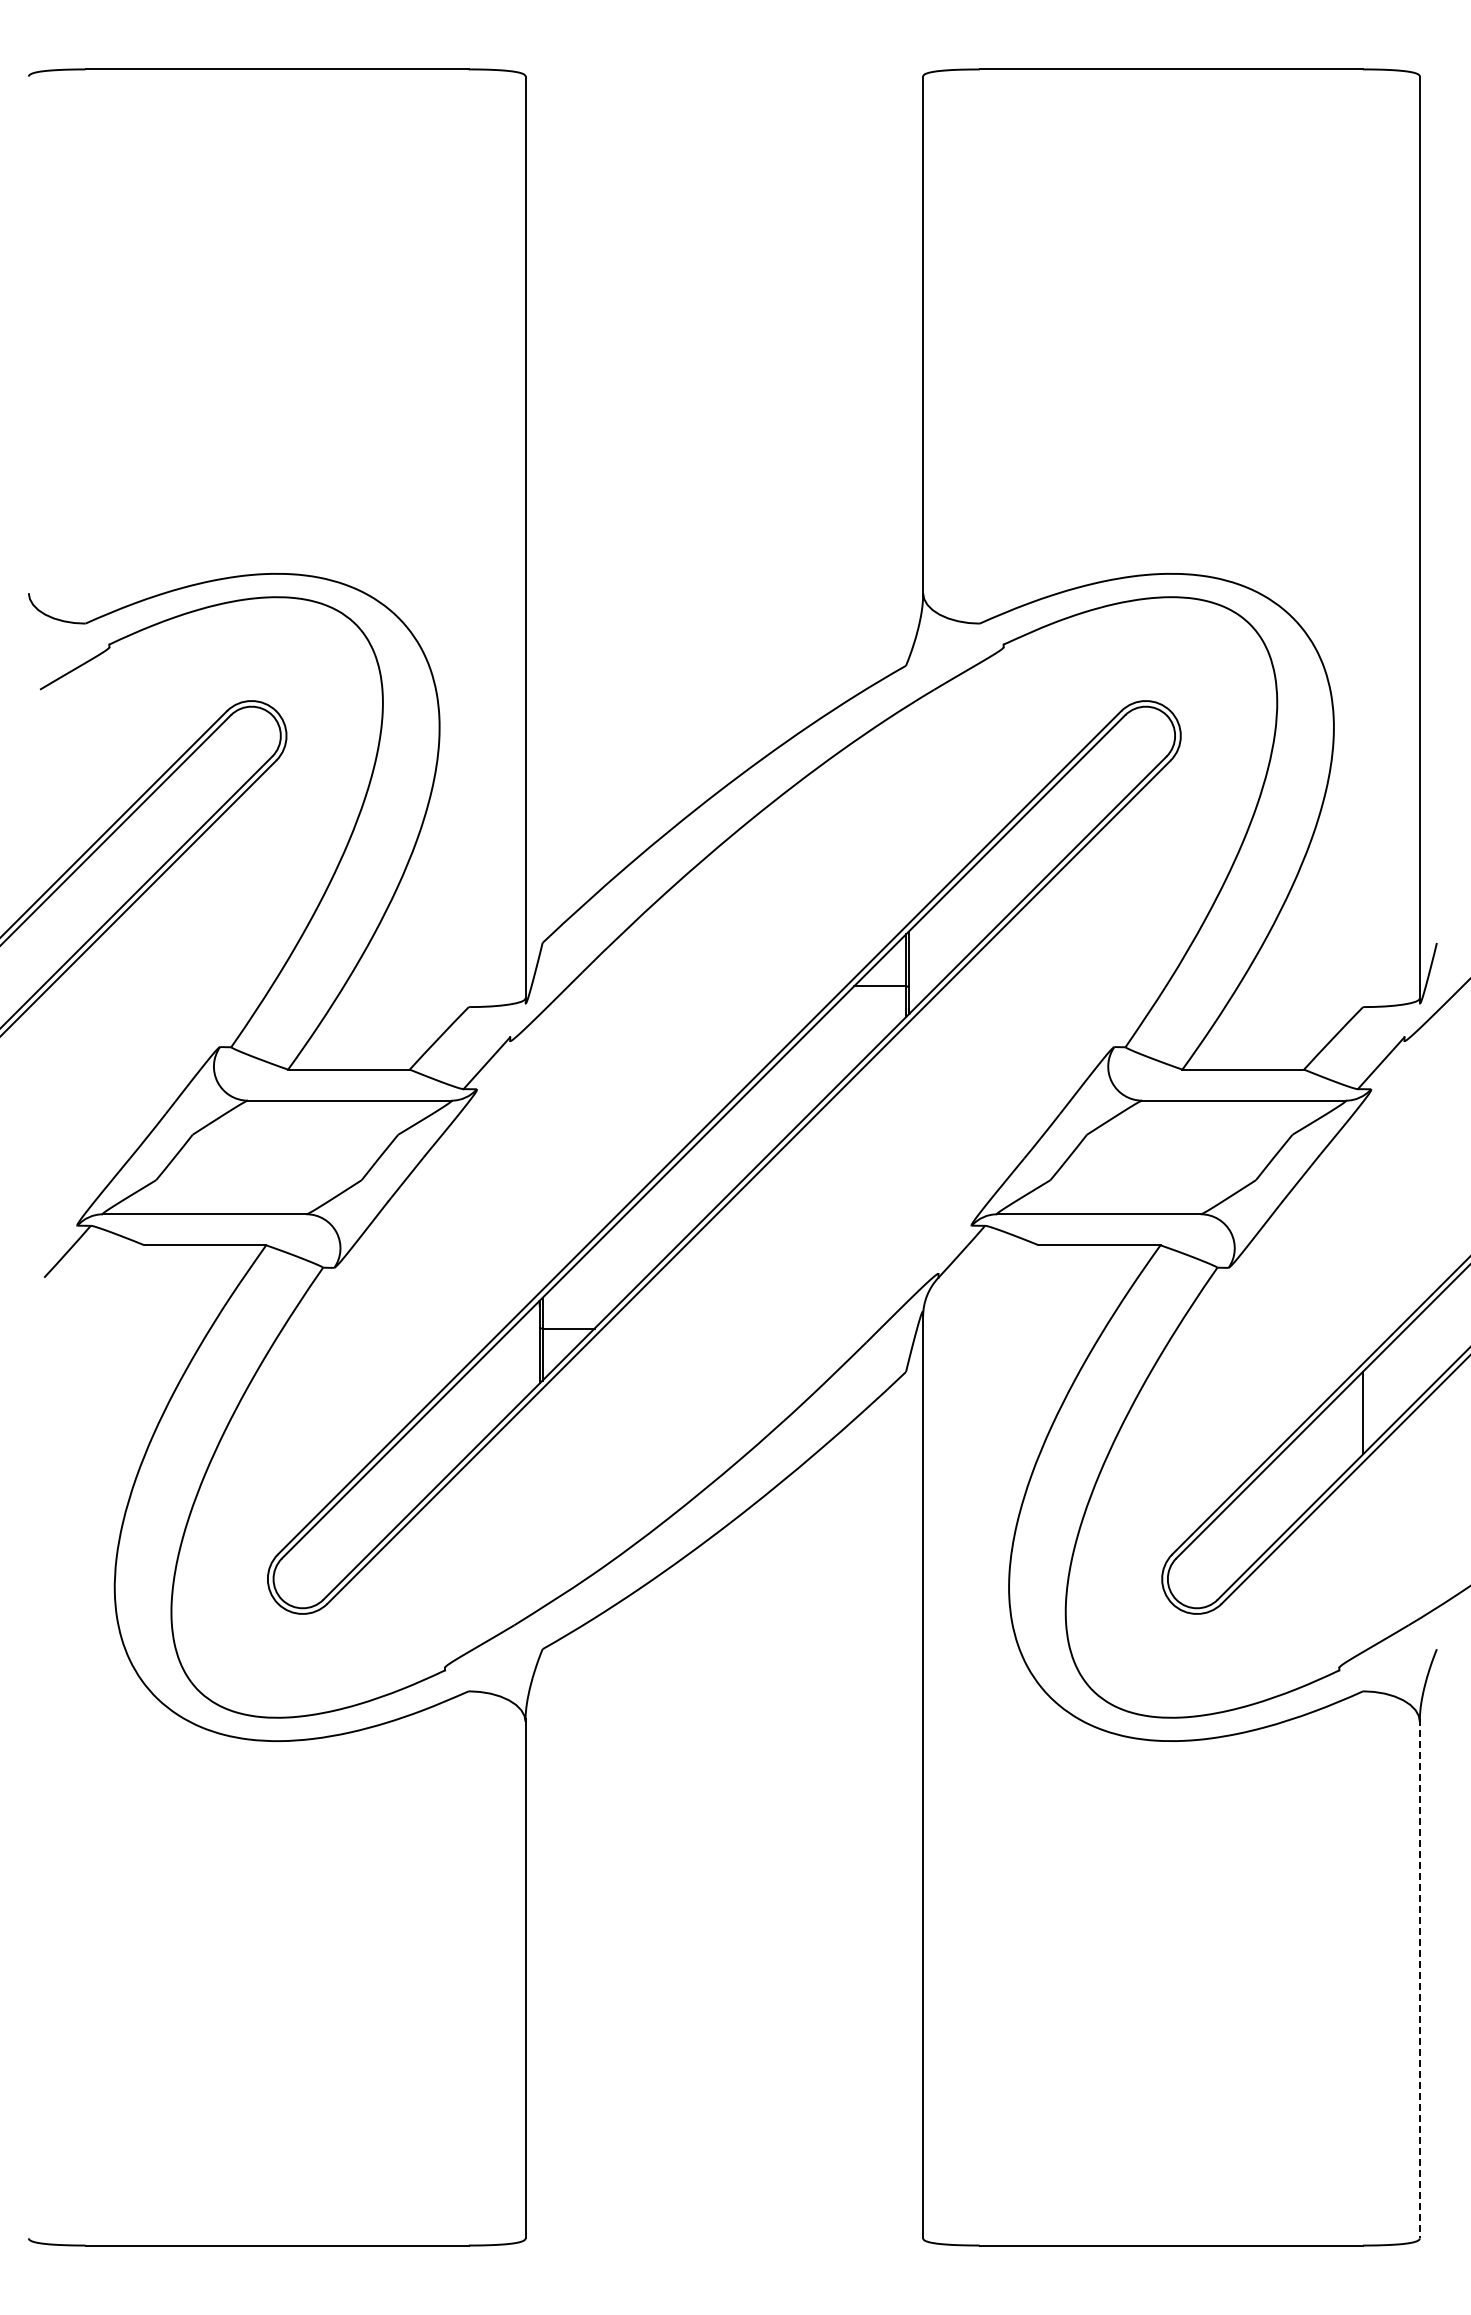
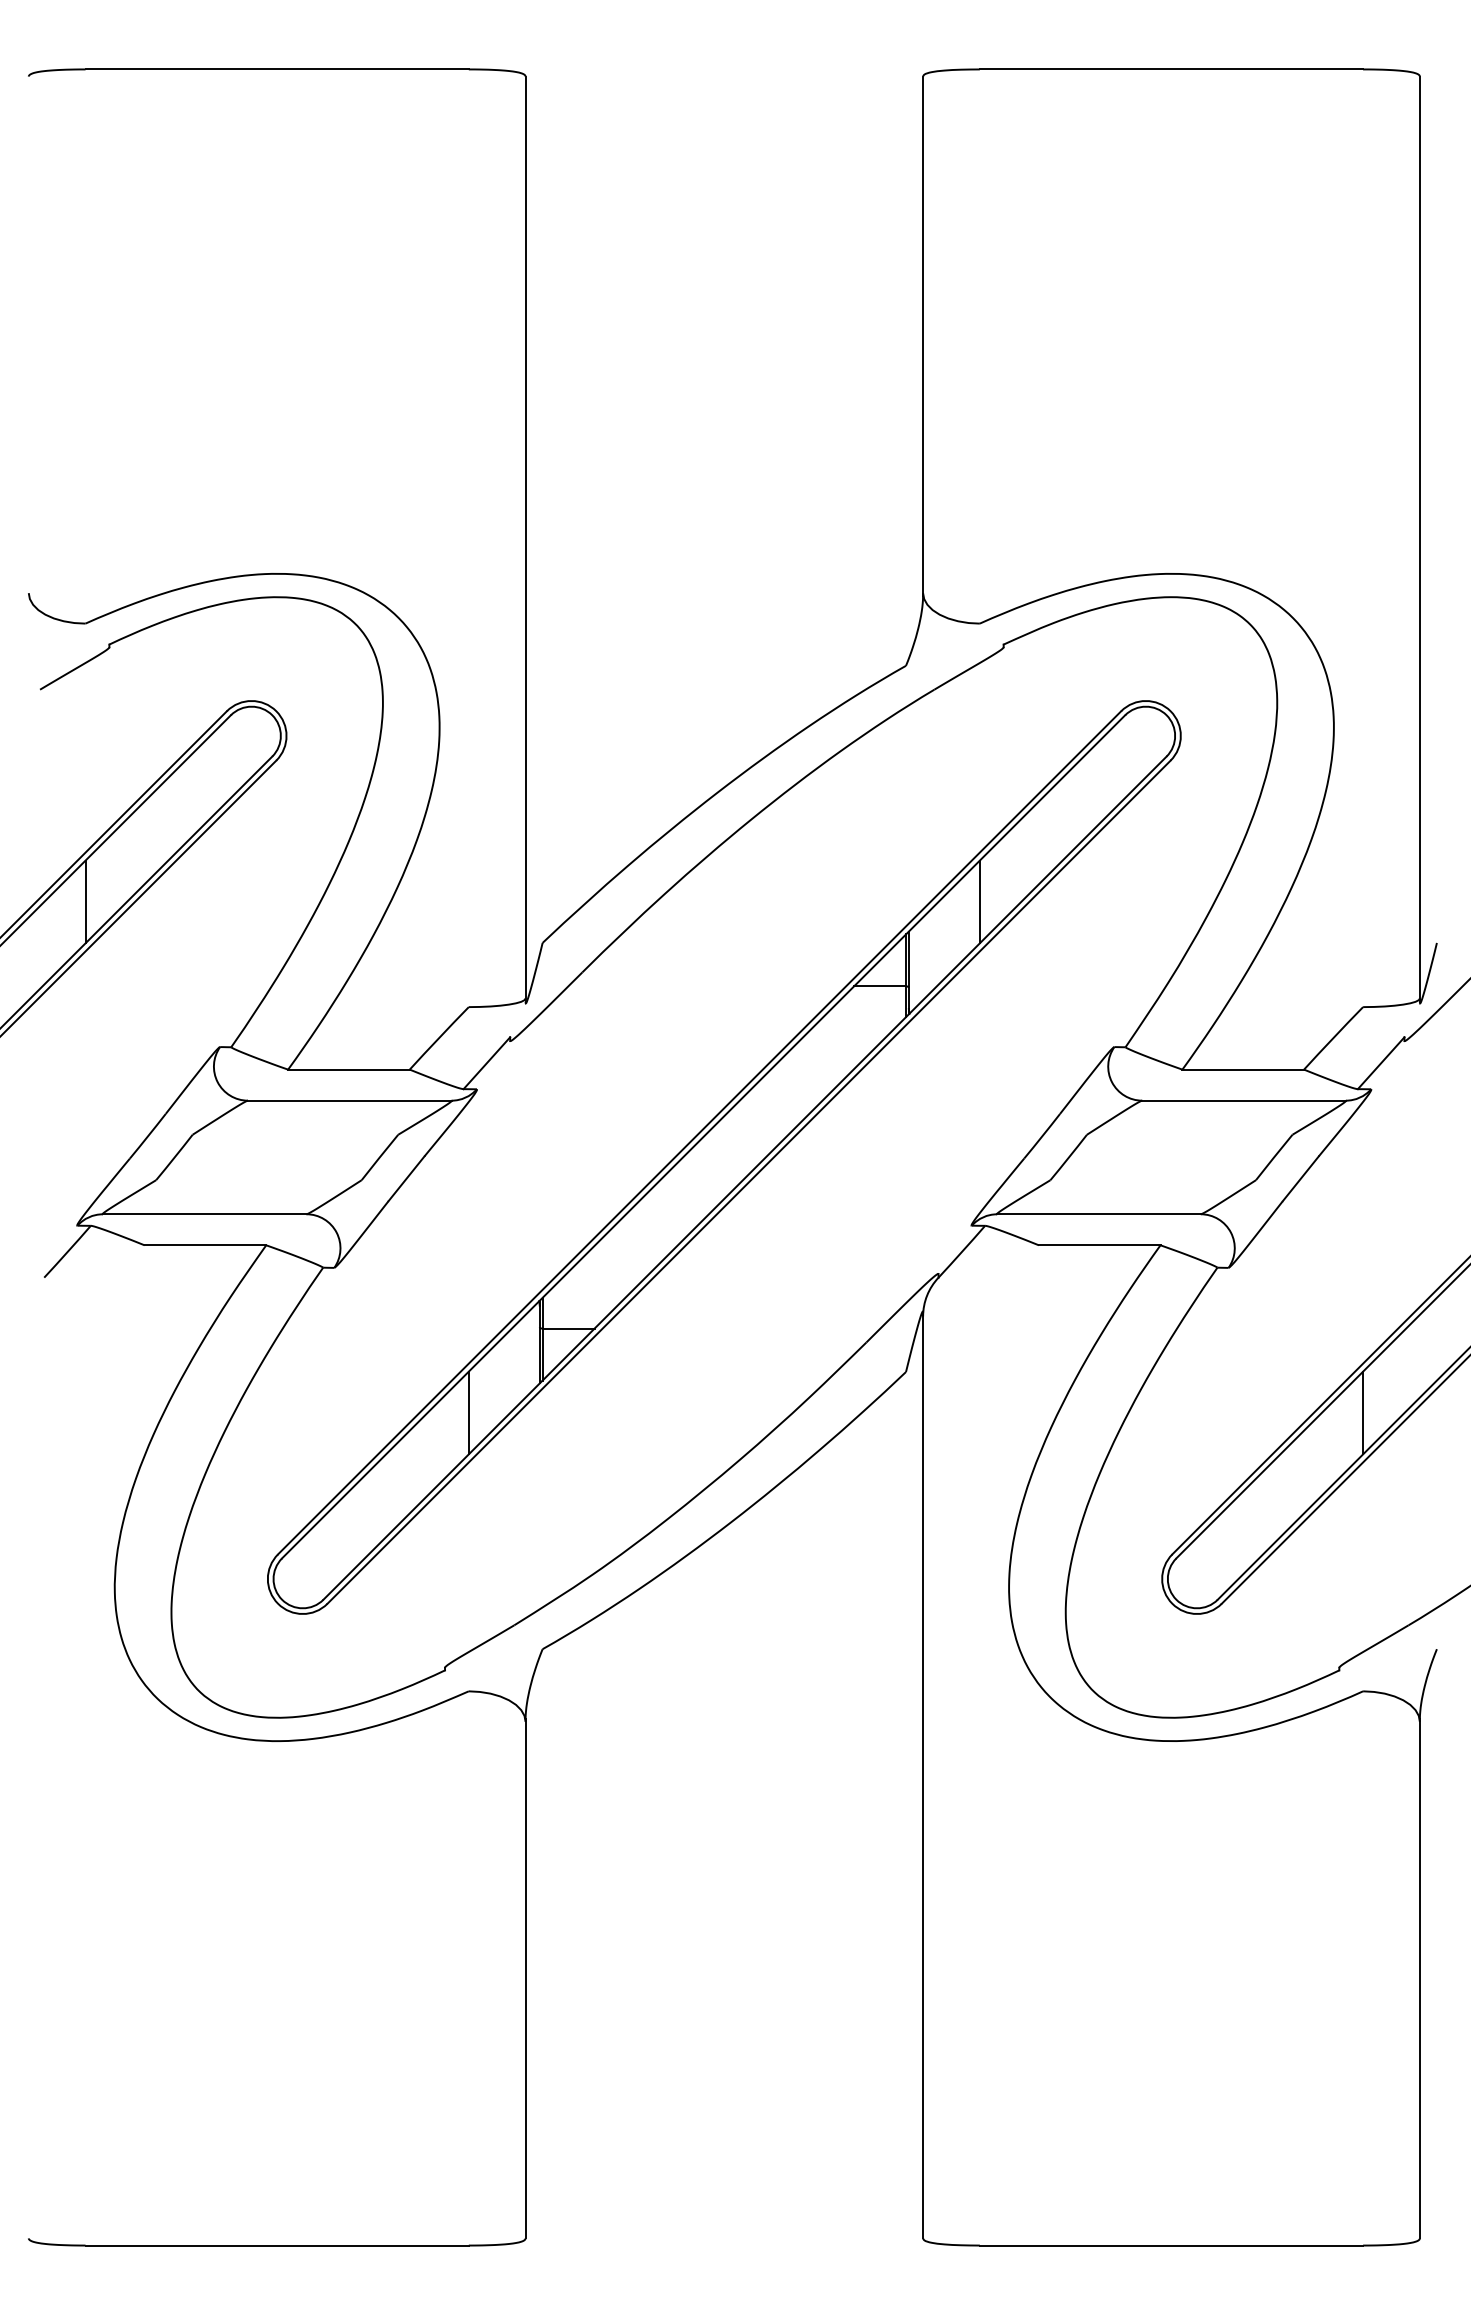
line: none -> present (85, 901)
line: none -> present (979, 901)
line: none -> present (468, 1412)
line: dashed -> solid (1419, 1978)
